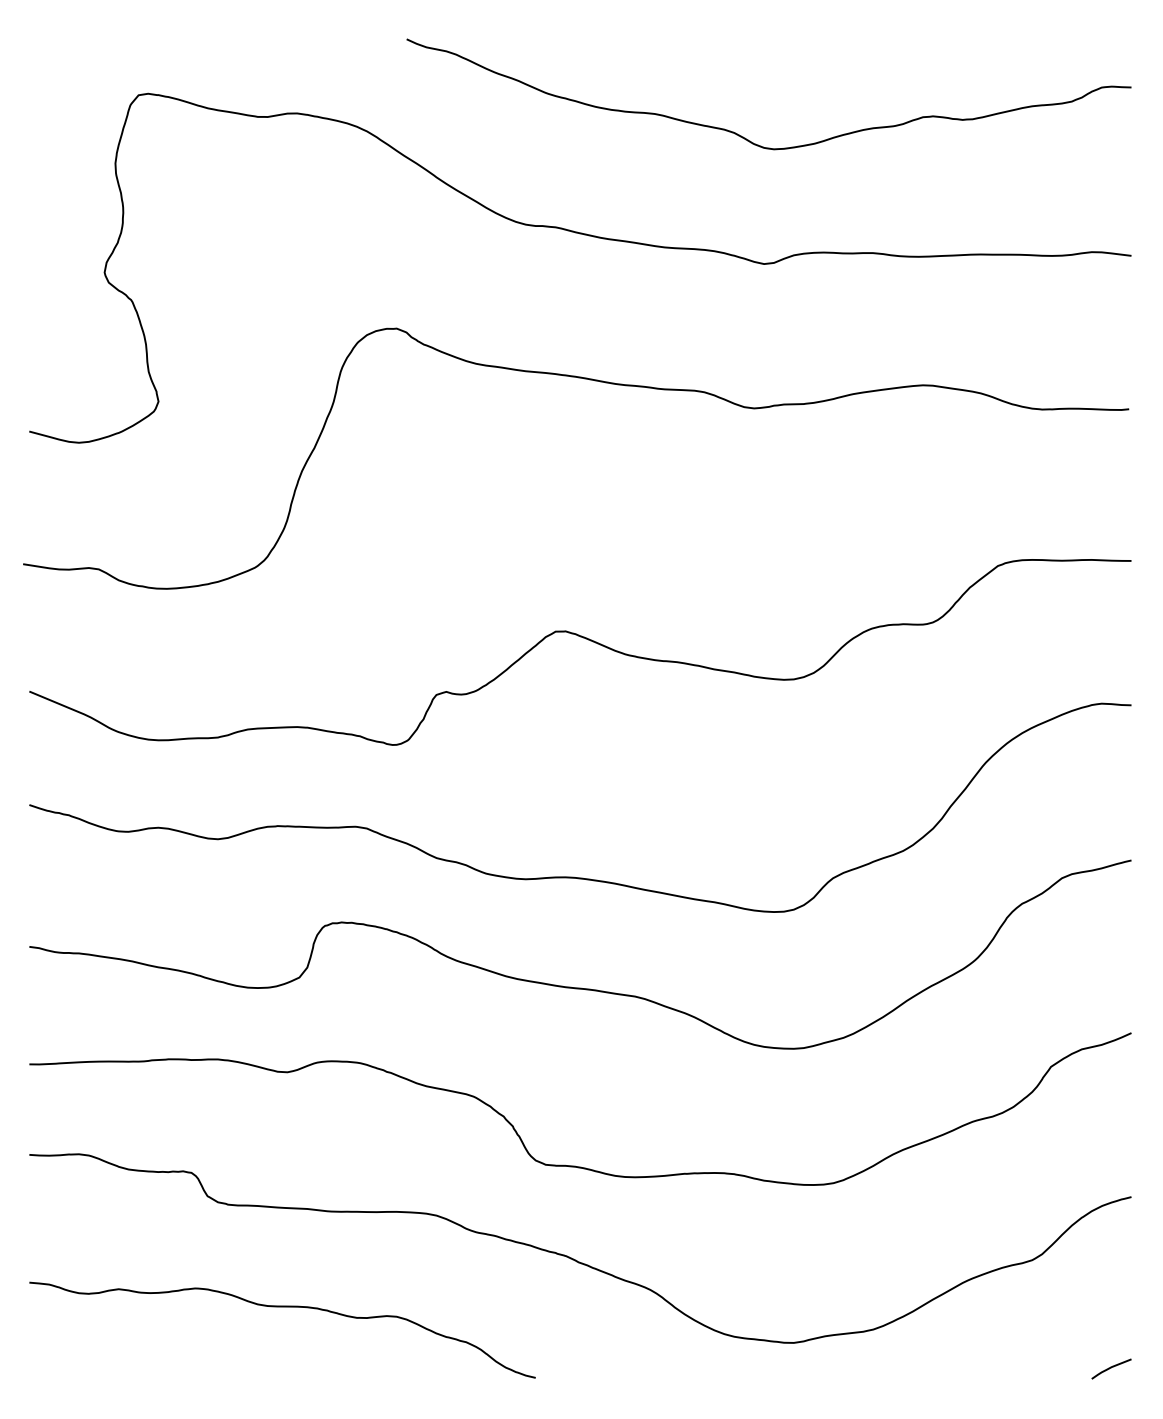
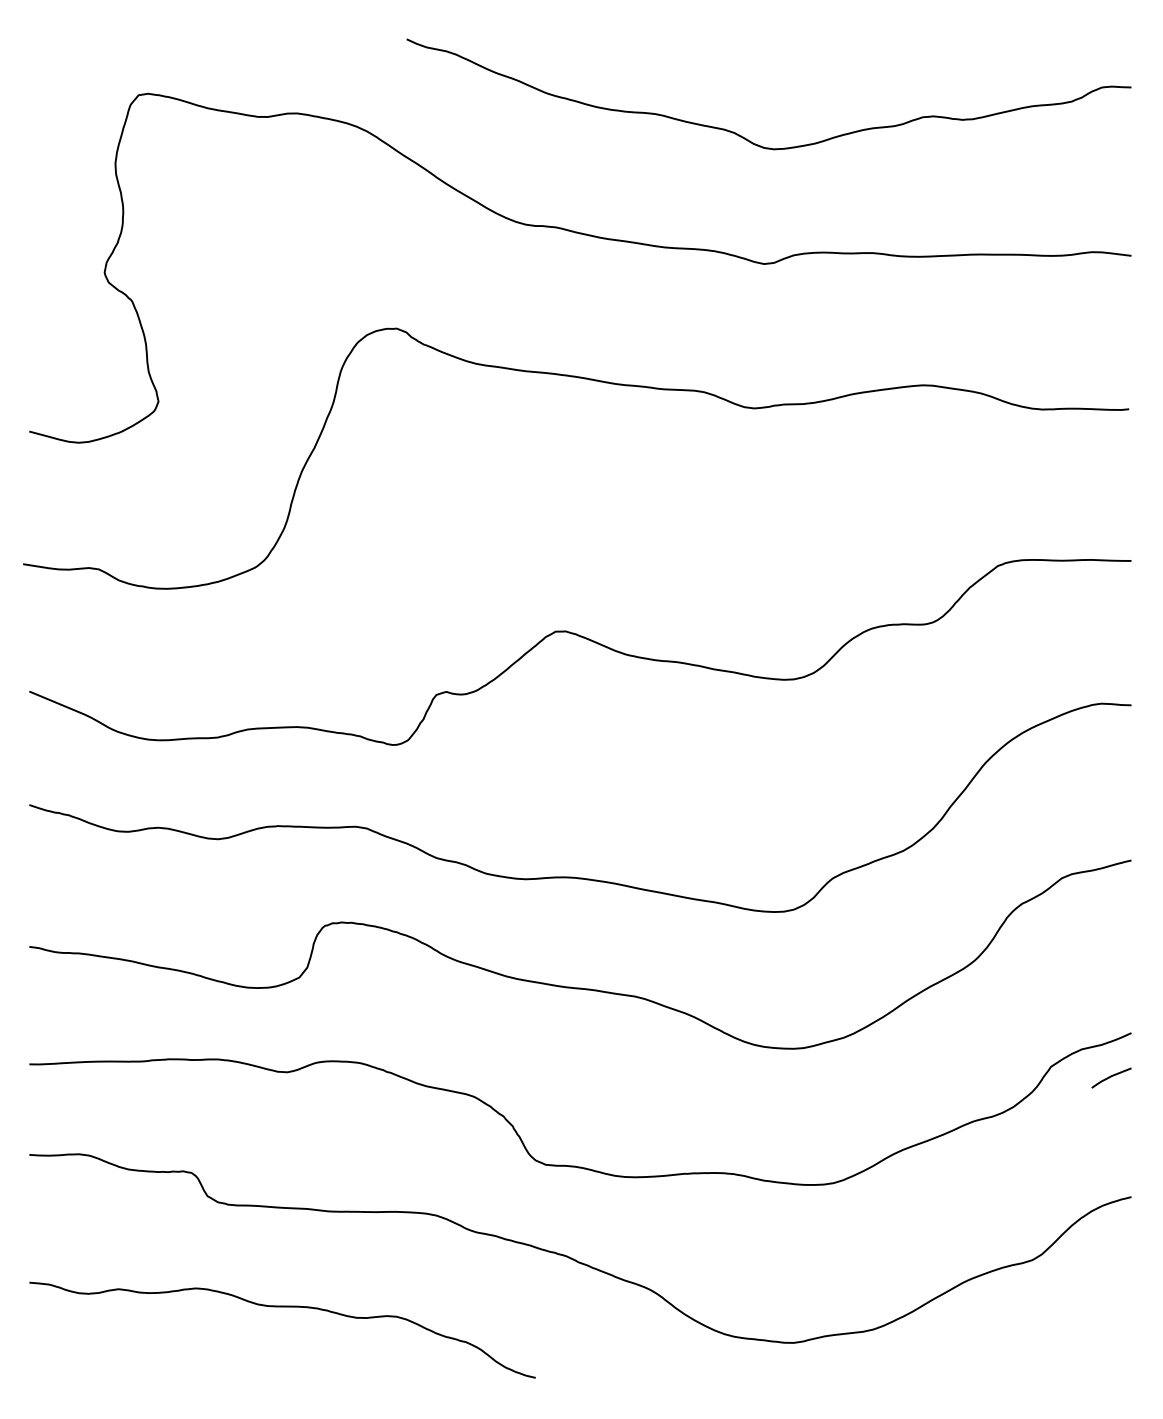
curve position: (1111, 1368) -> (1111, 1077) (1111, 1077)
